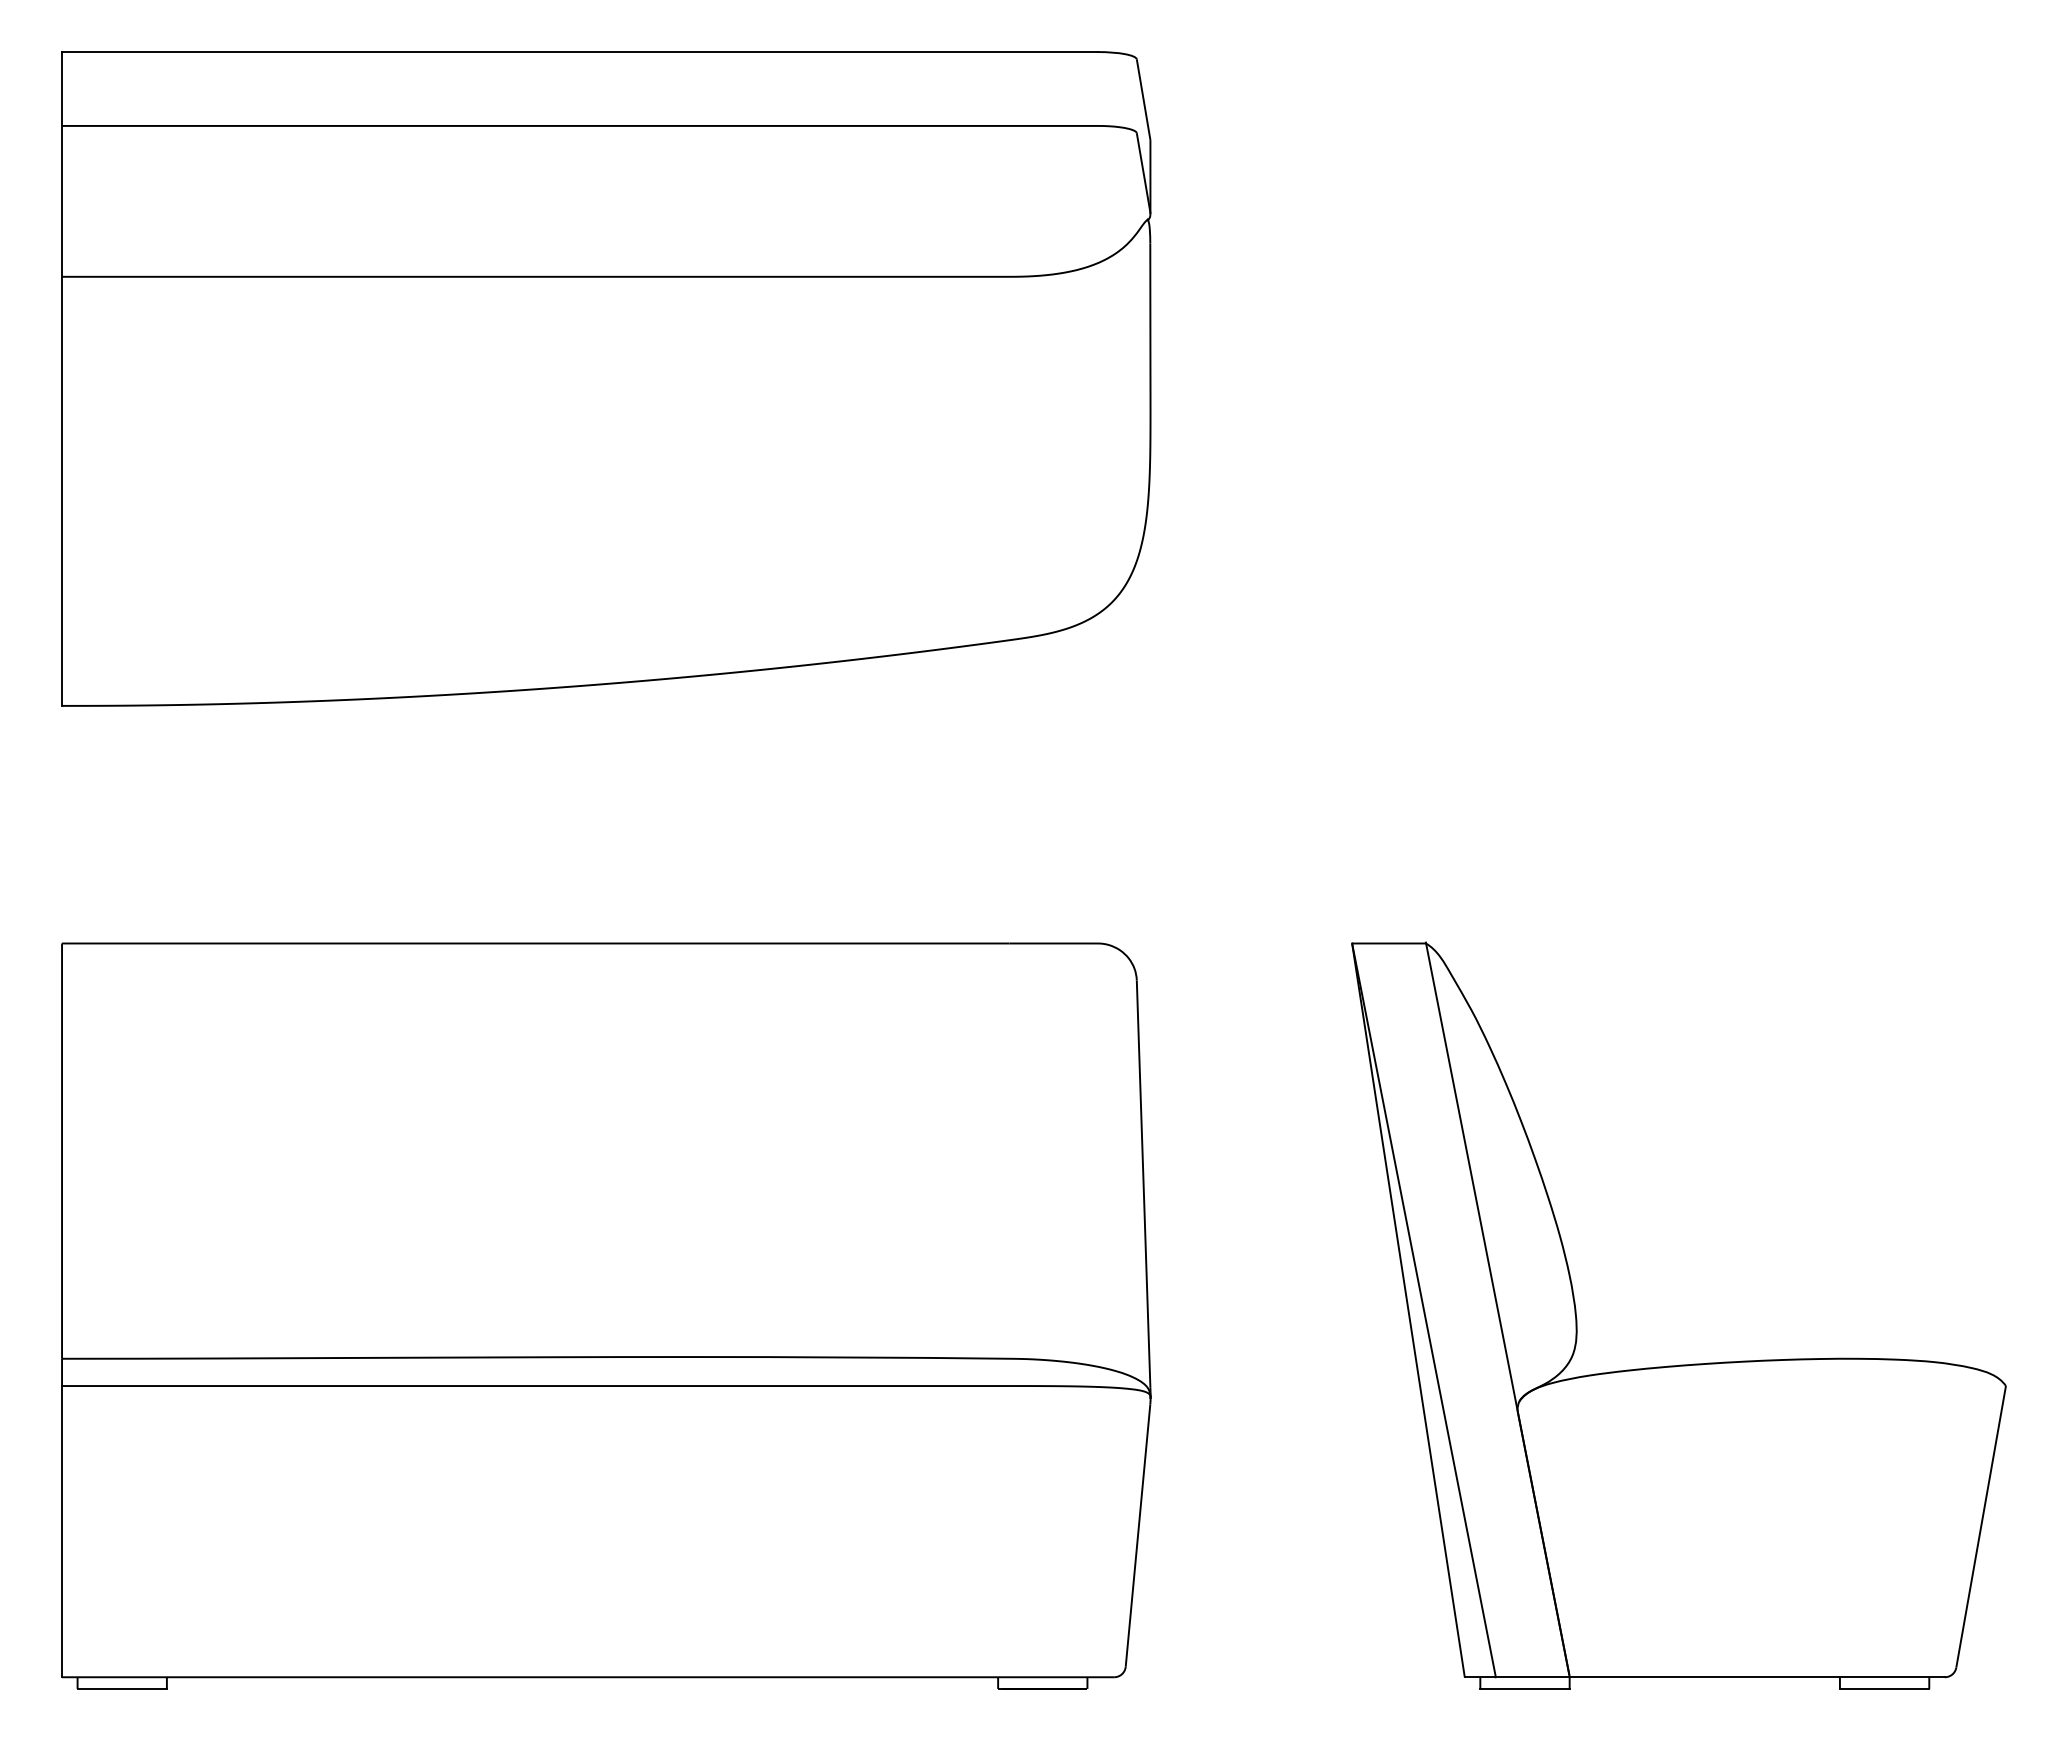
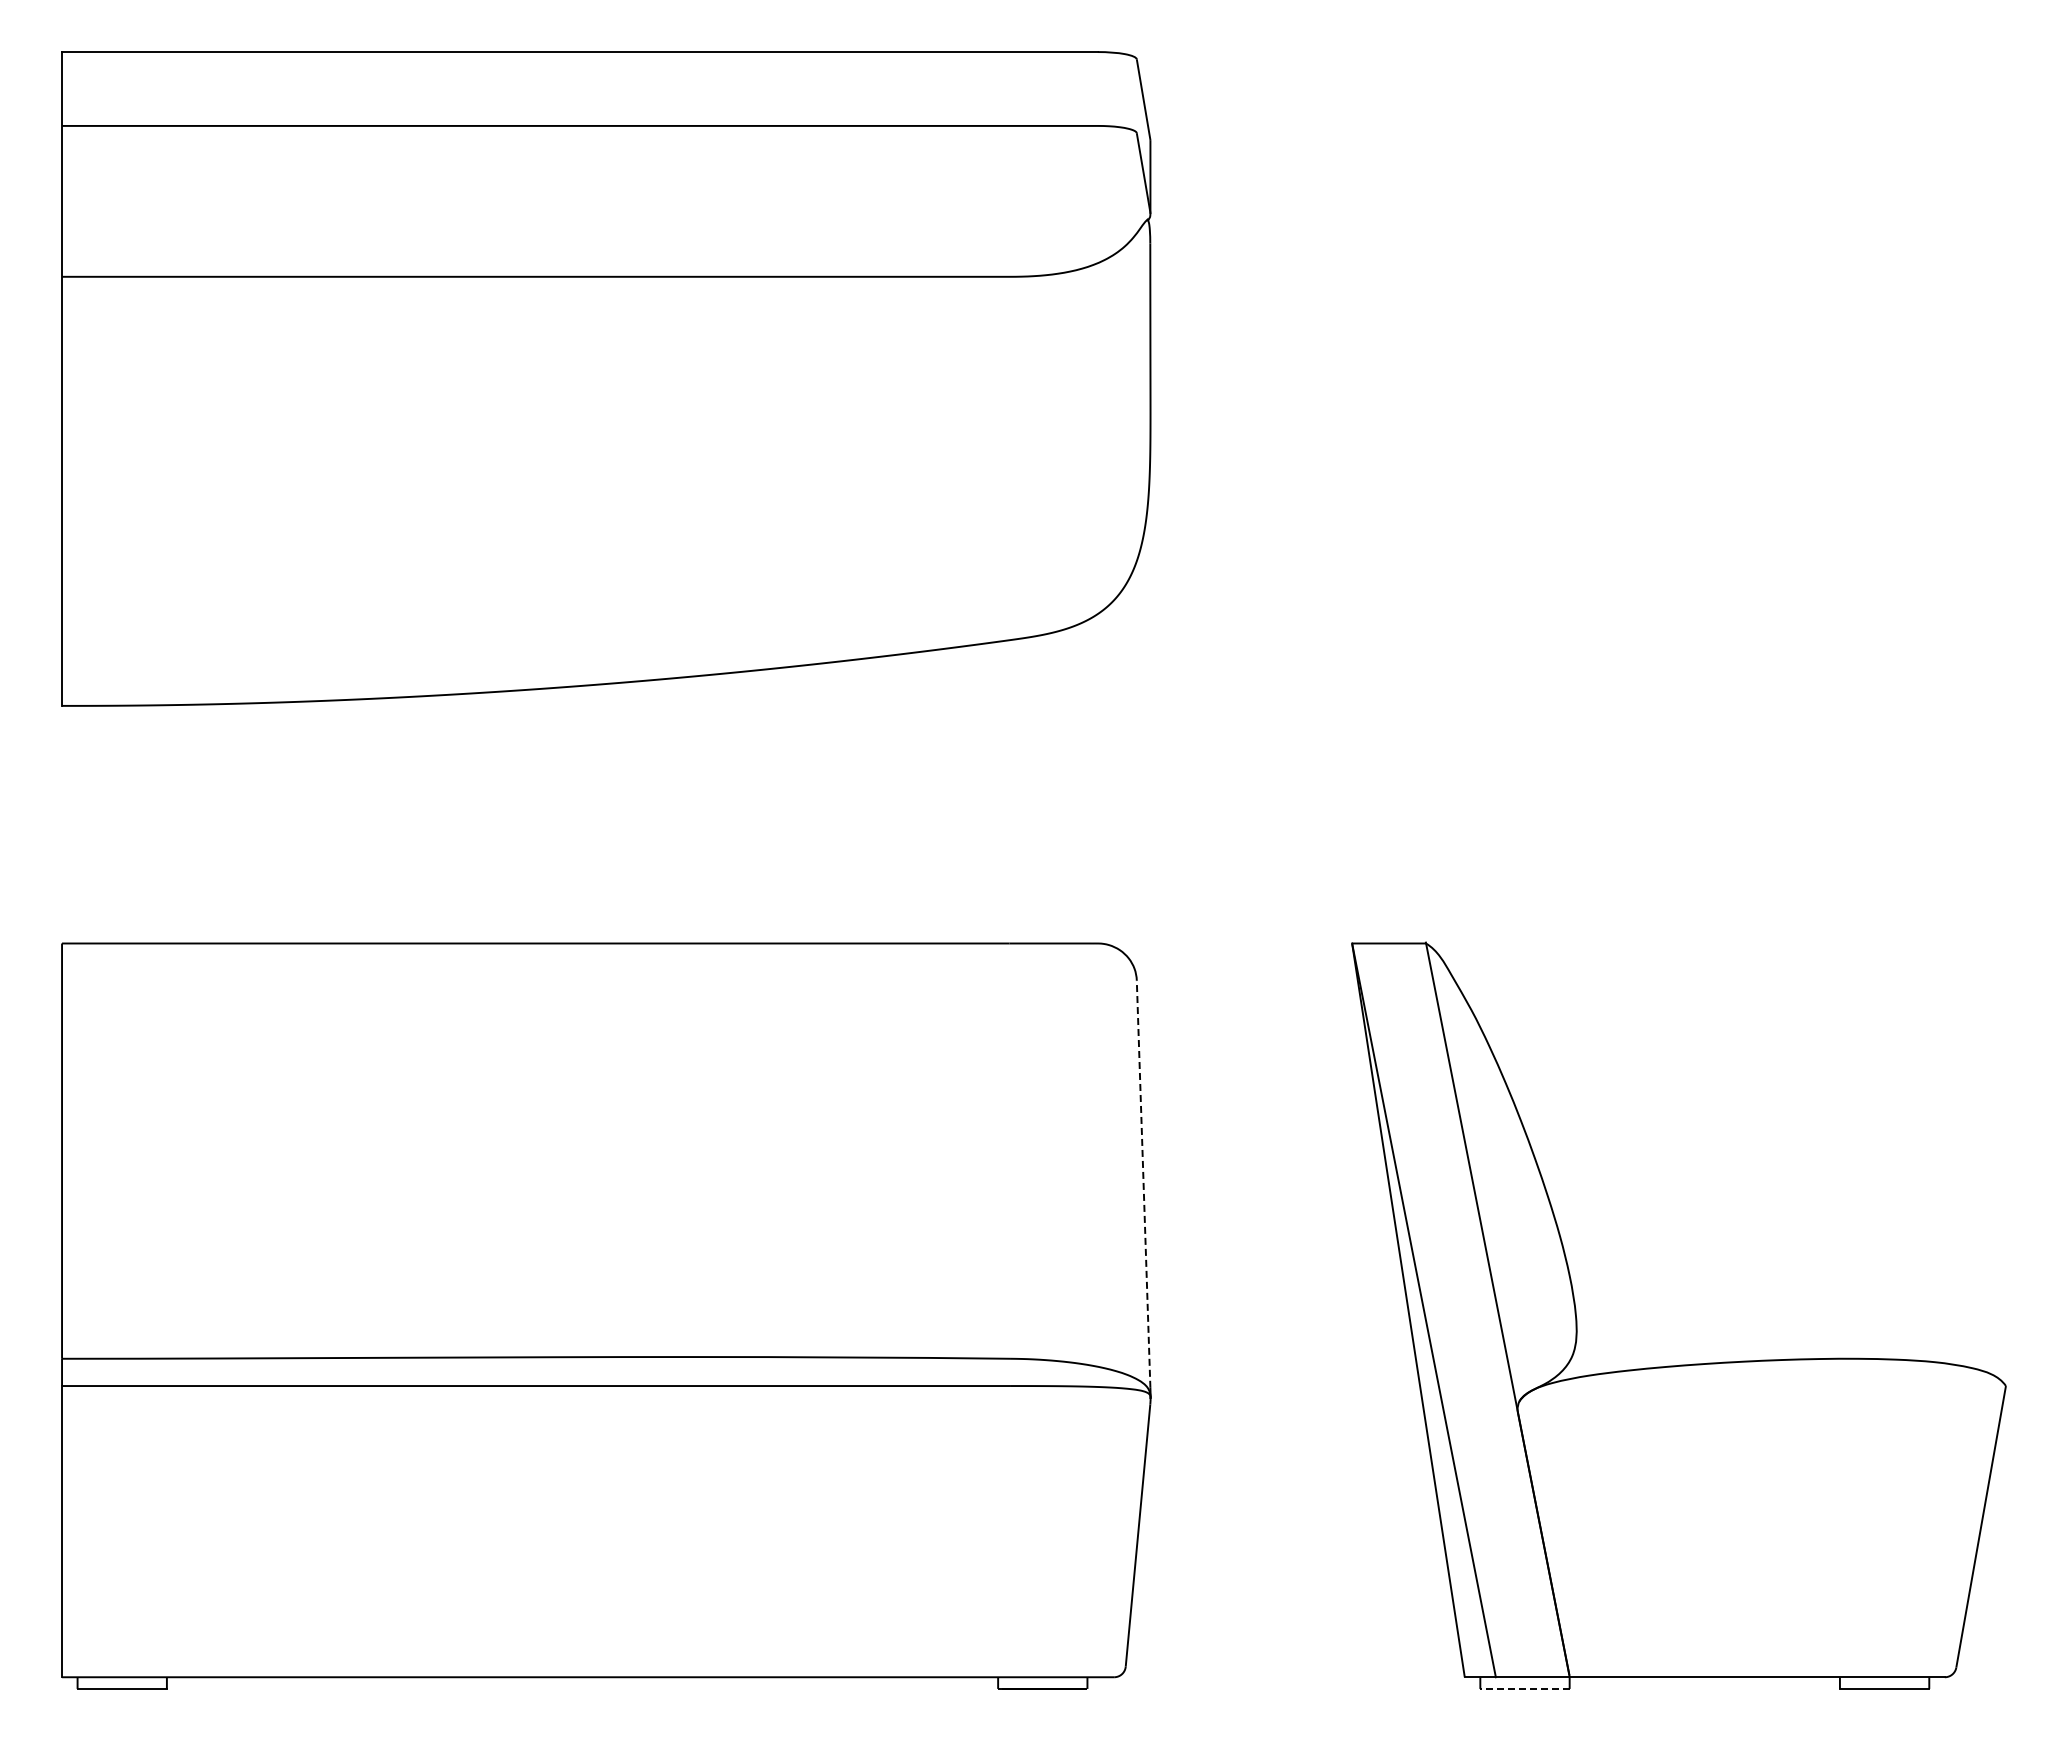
line: solid -> dashed (1143, 1184)
line: solid -> dashed (1524, 1688)
